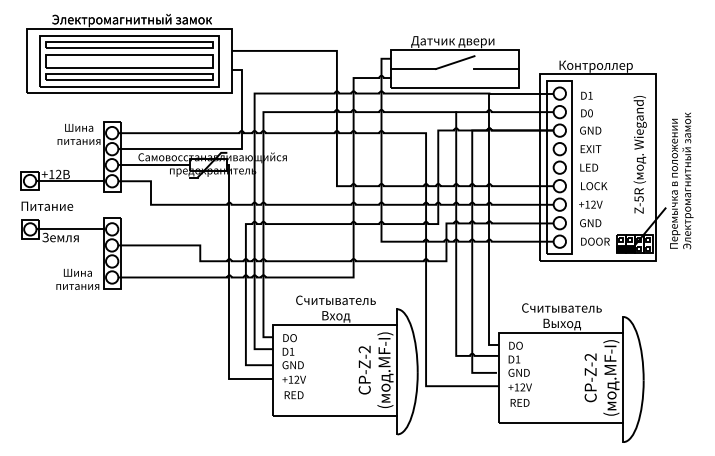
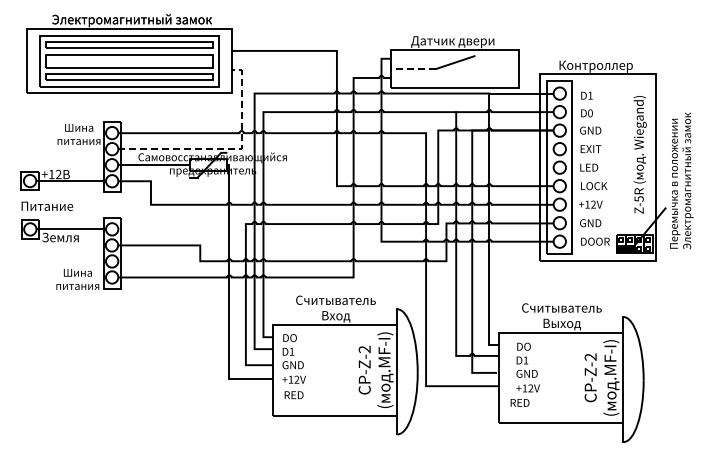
line: solid -> dashed (413, 69)
line: present -> none (496, 69)
line: solid -> dashed (225, 149)
text position: (519, 366) -> (527, 367) (527, 367)
